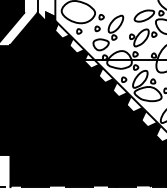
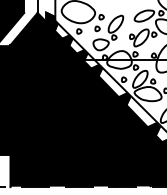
fill: present -> none (109, 85)
fill: present -> none (139, 114)
